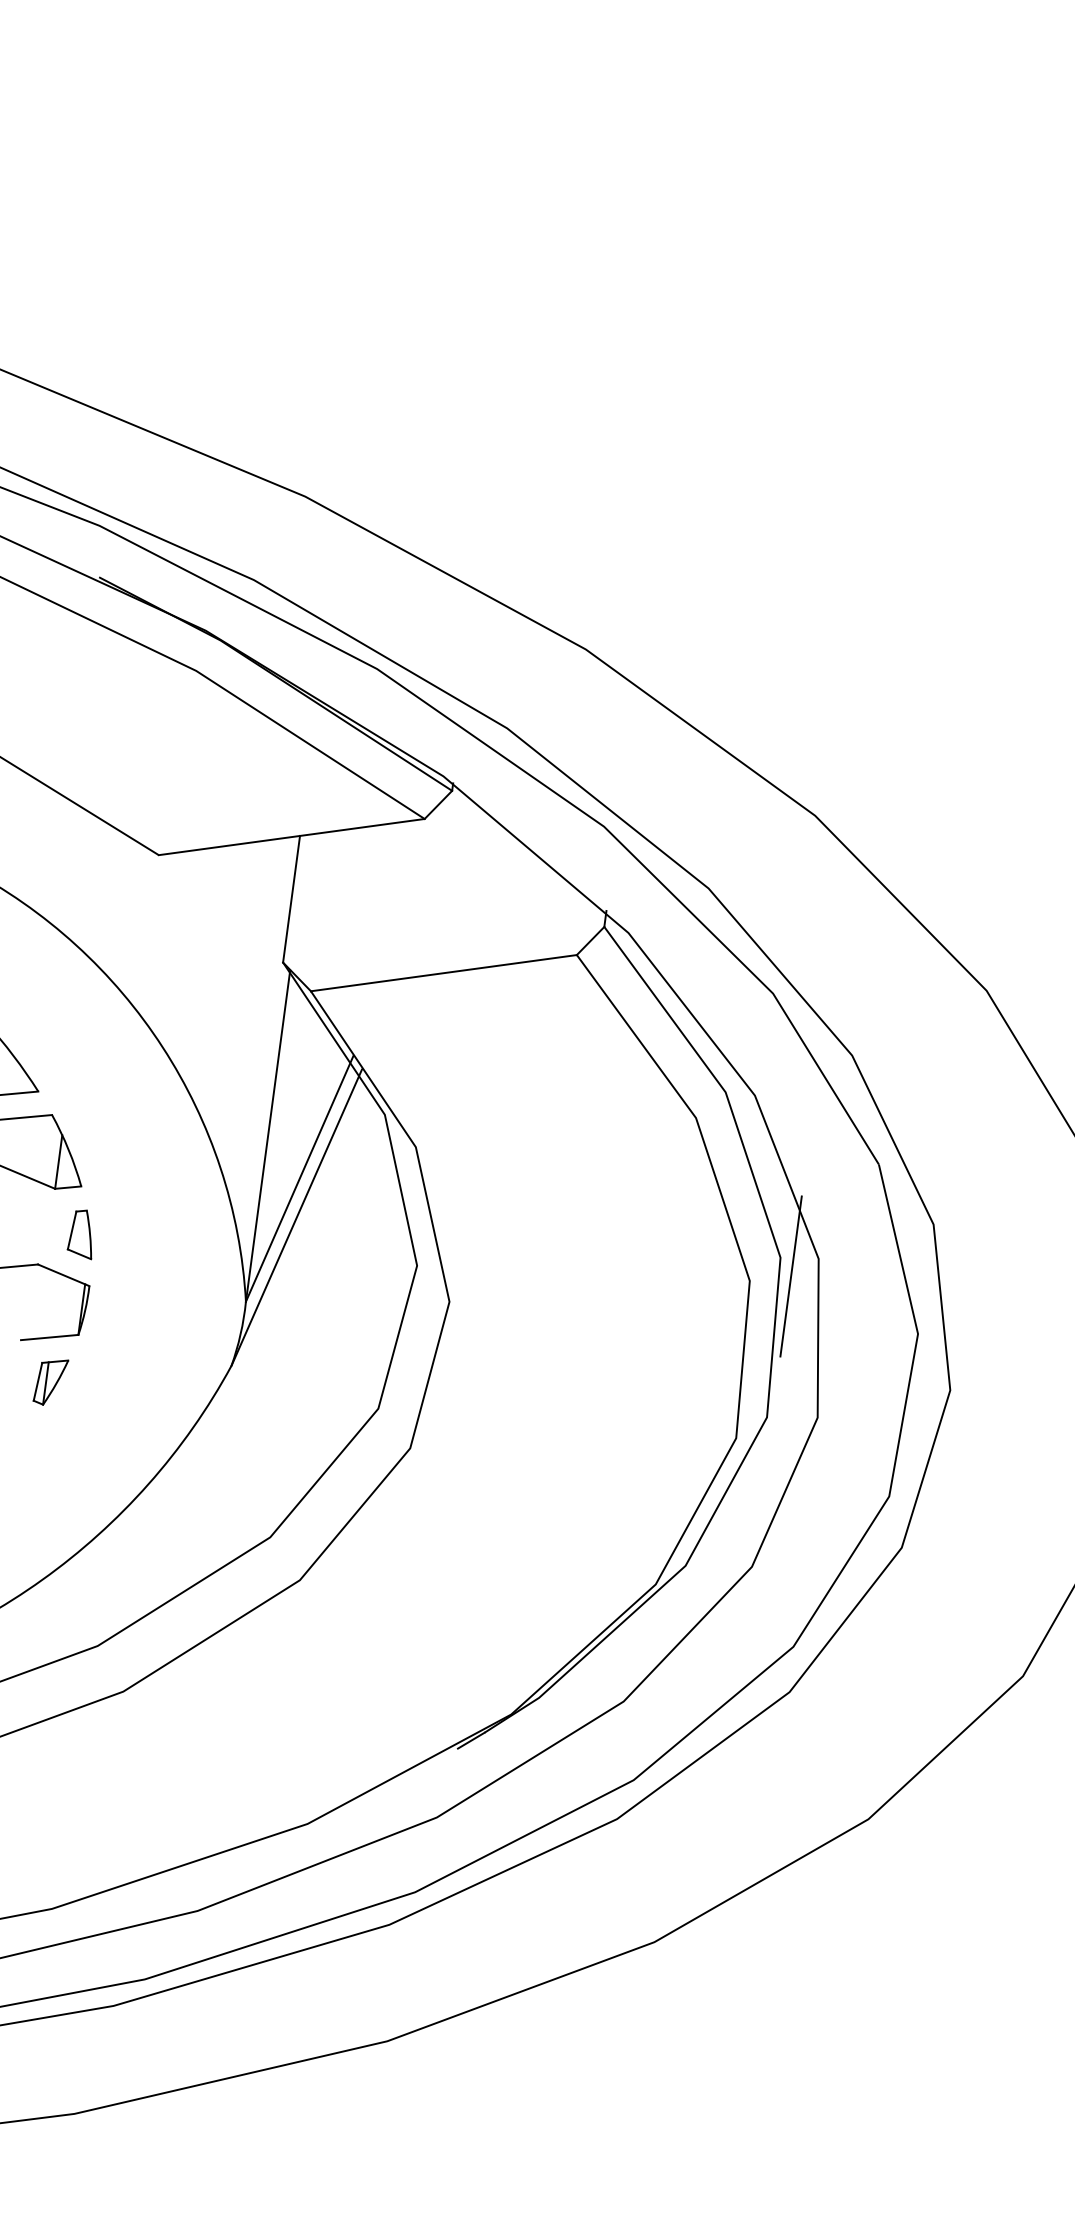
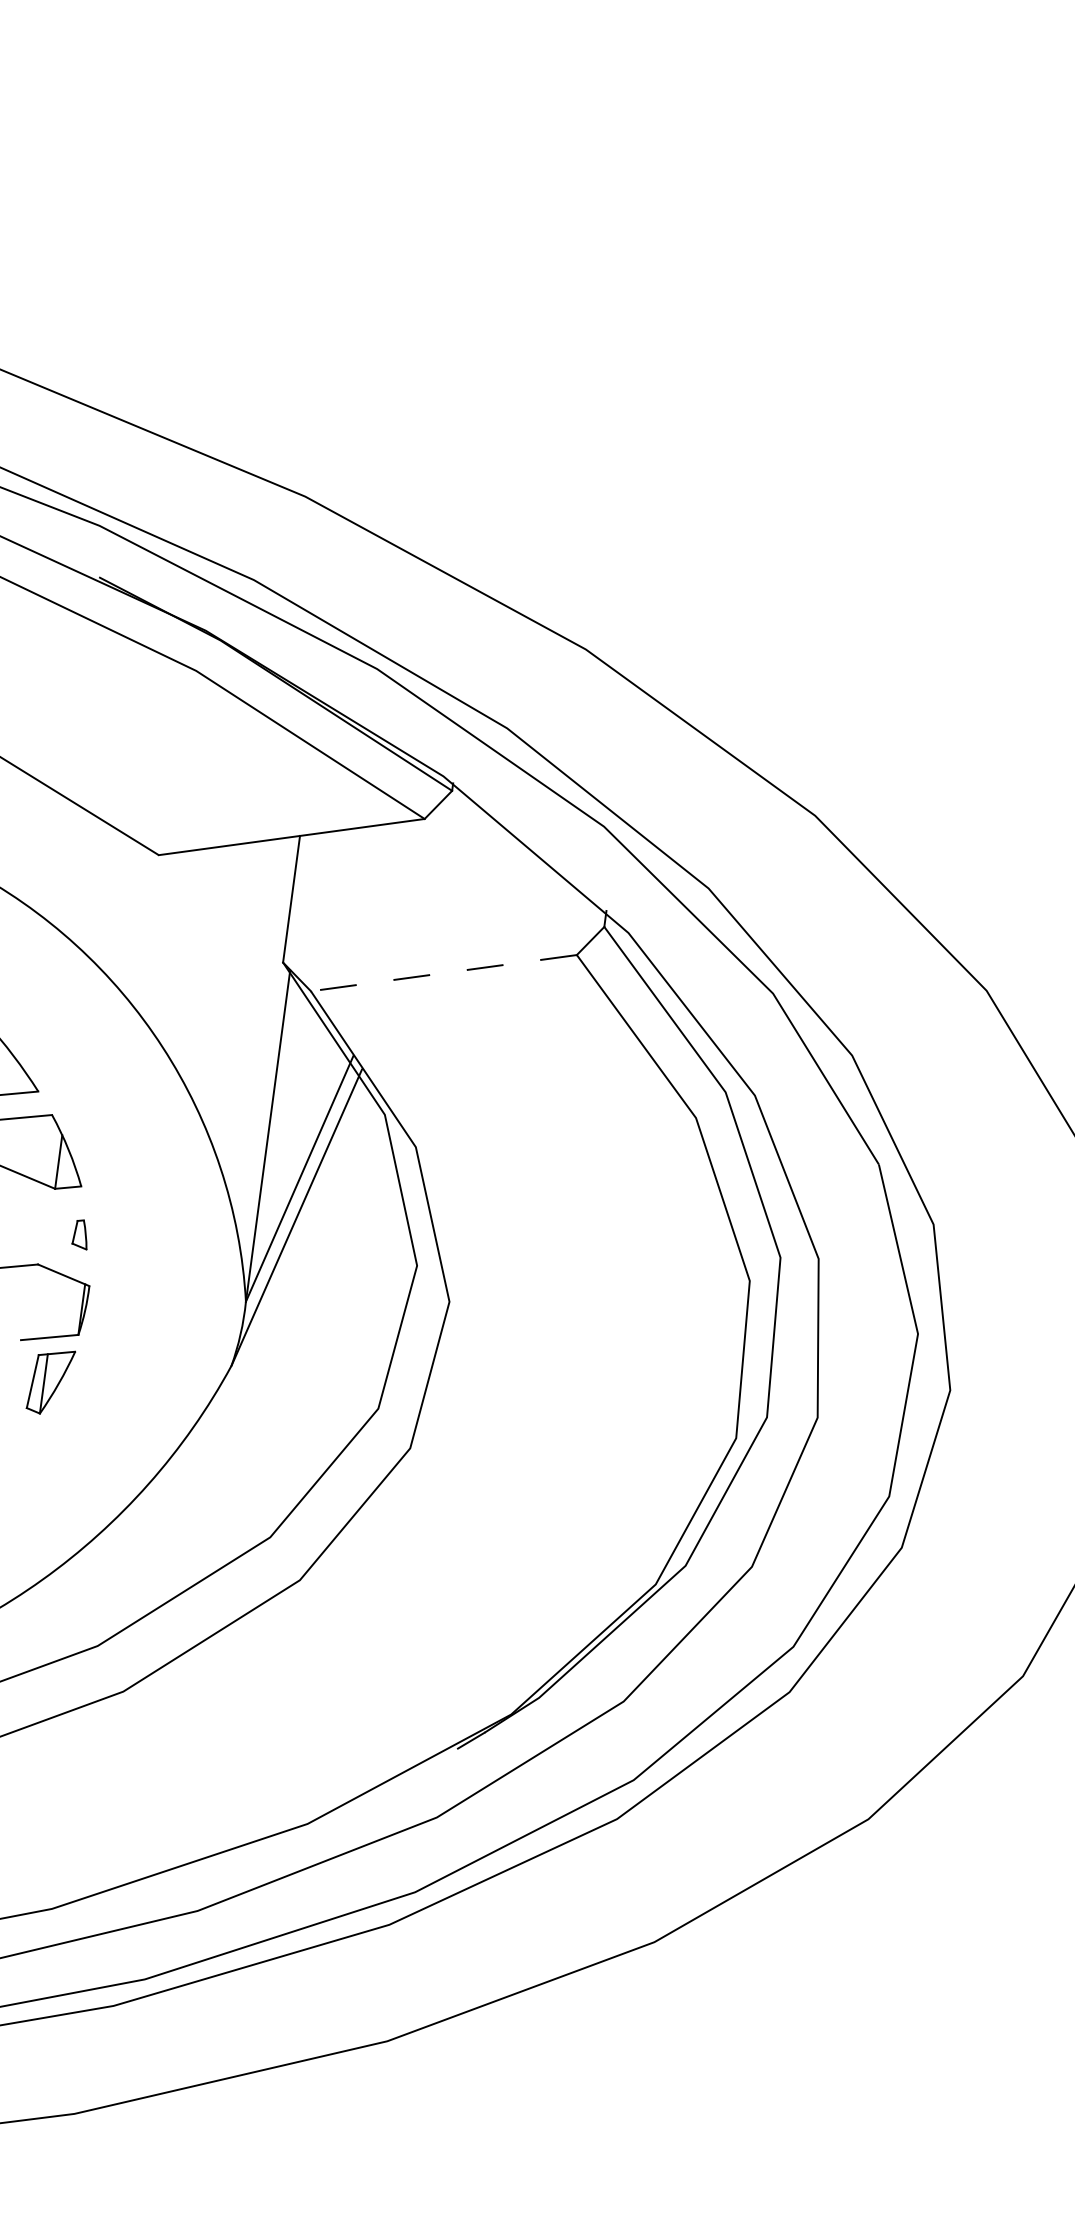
line: solid -> dashed (443, 973)
part size: 27x52 px -> 17x32 px (79, 1234)
line: present -> none (790, 1276)
part size: 38x47 px -> 52x65 px (50, 1382)
